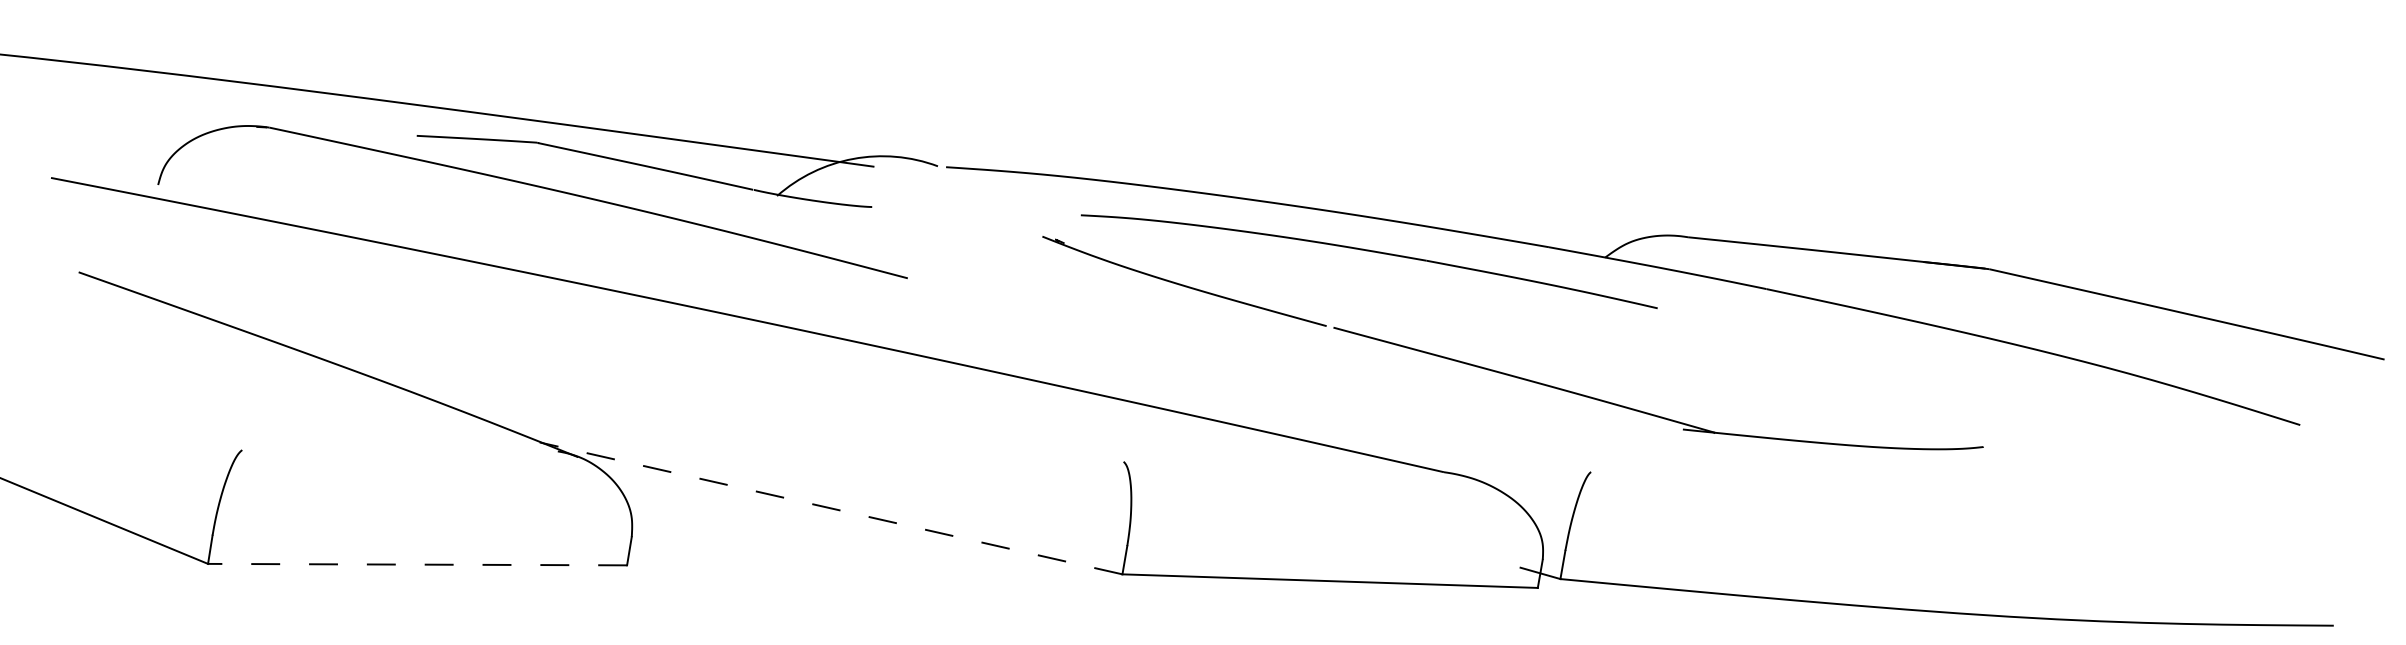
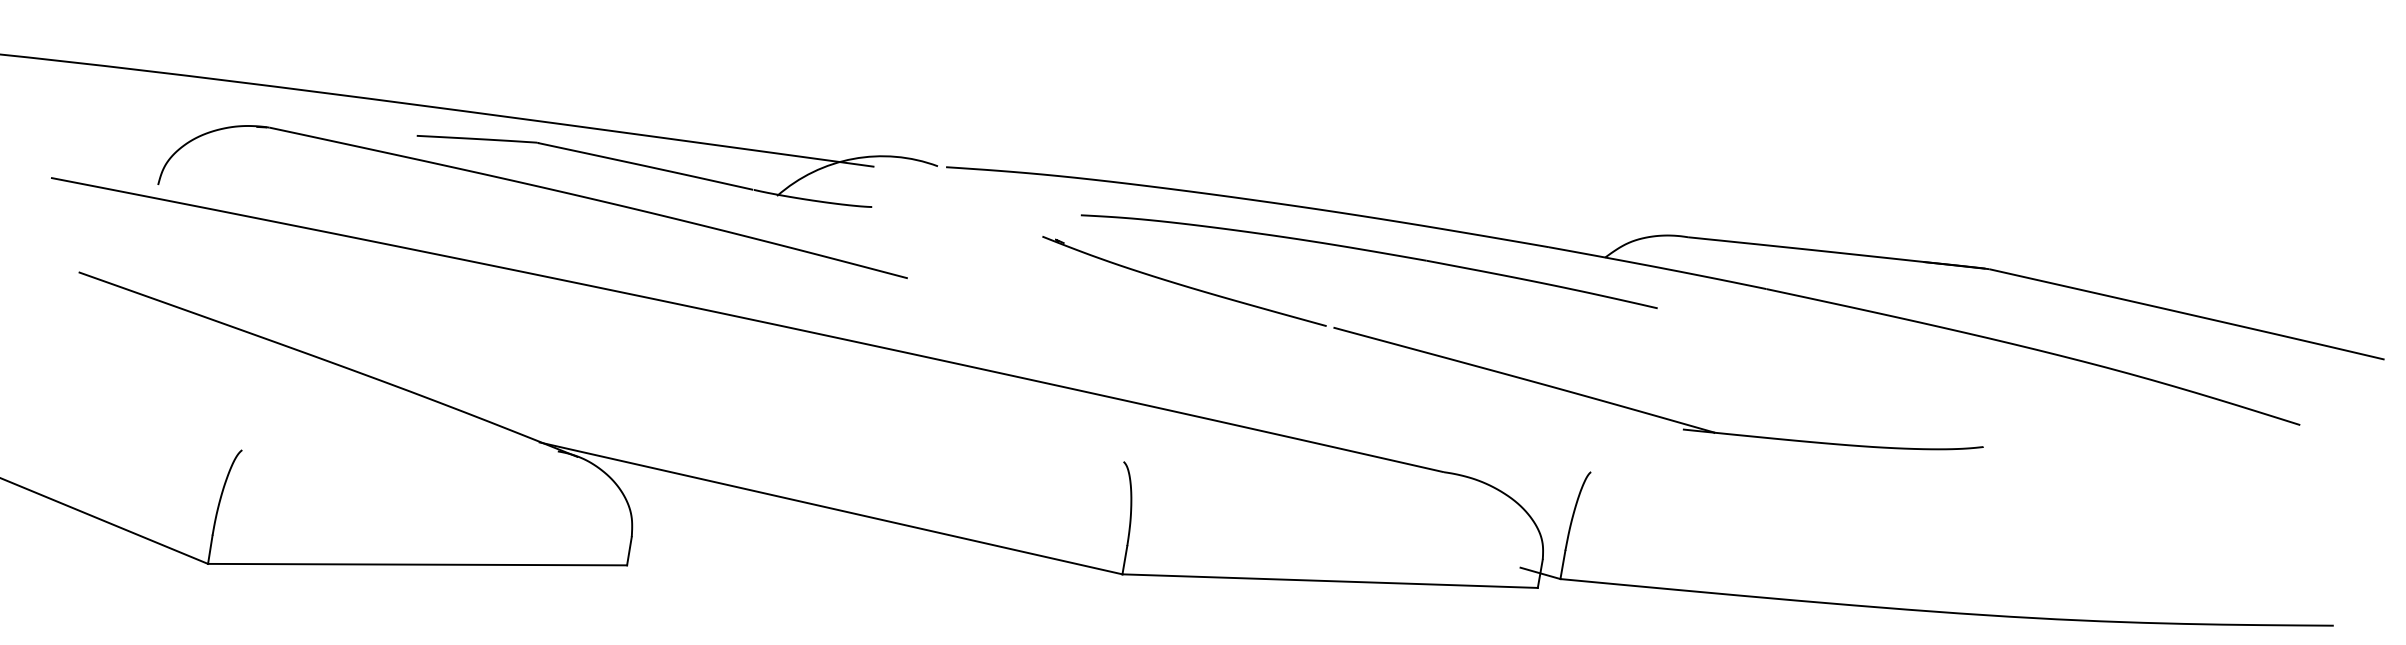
line: dashed -> solid (831, 508)
line: dashed -> solid (417, 564)
